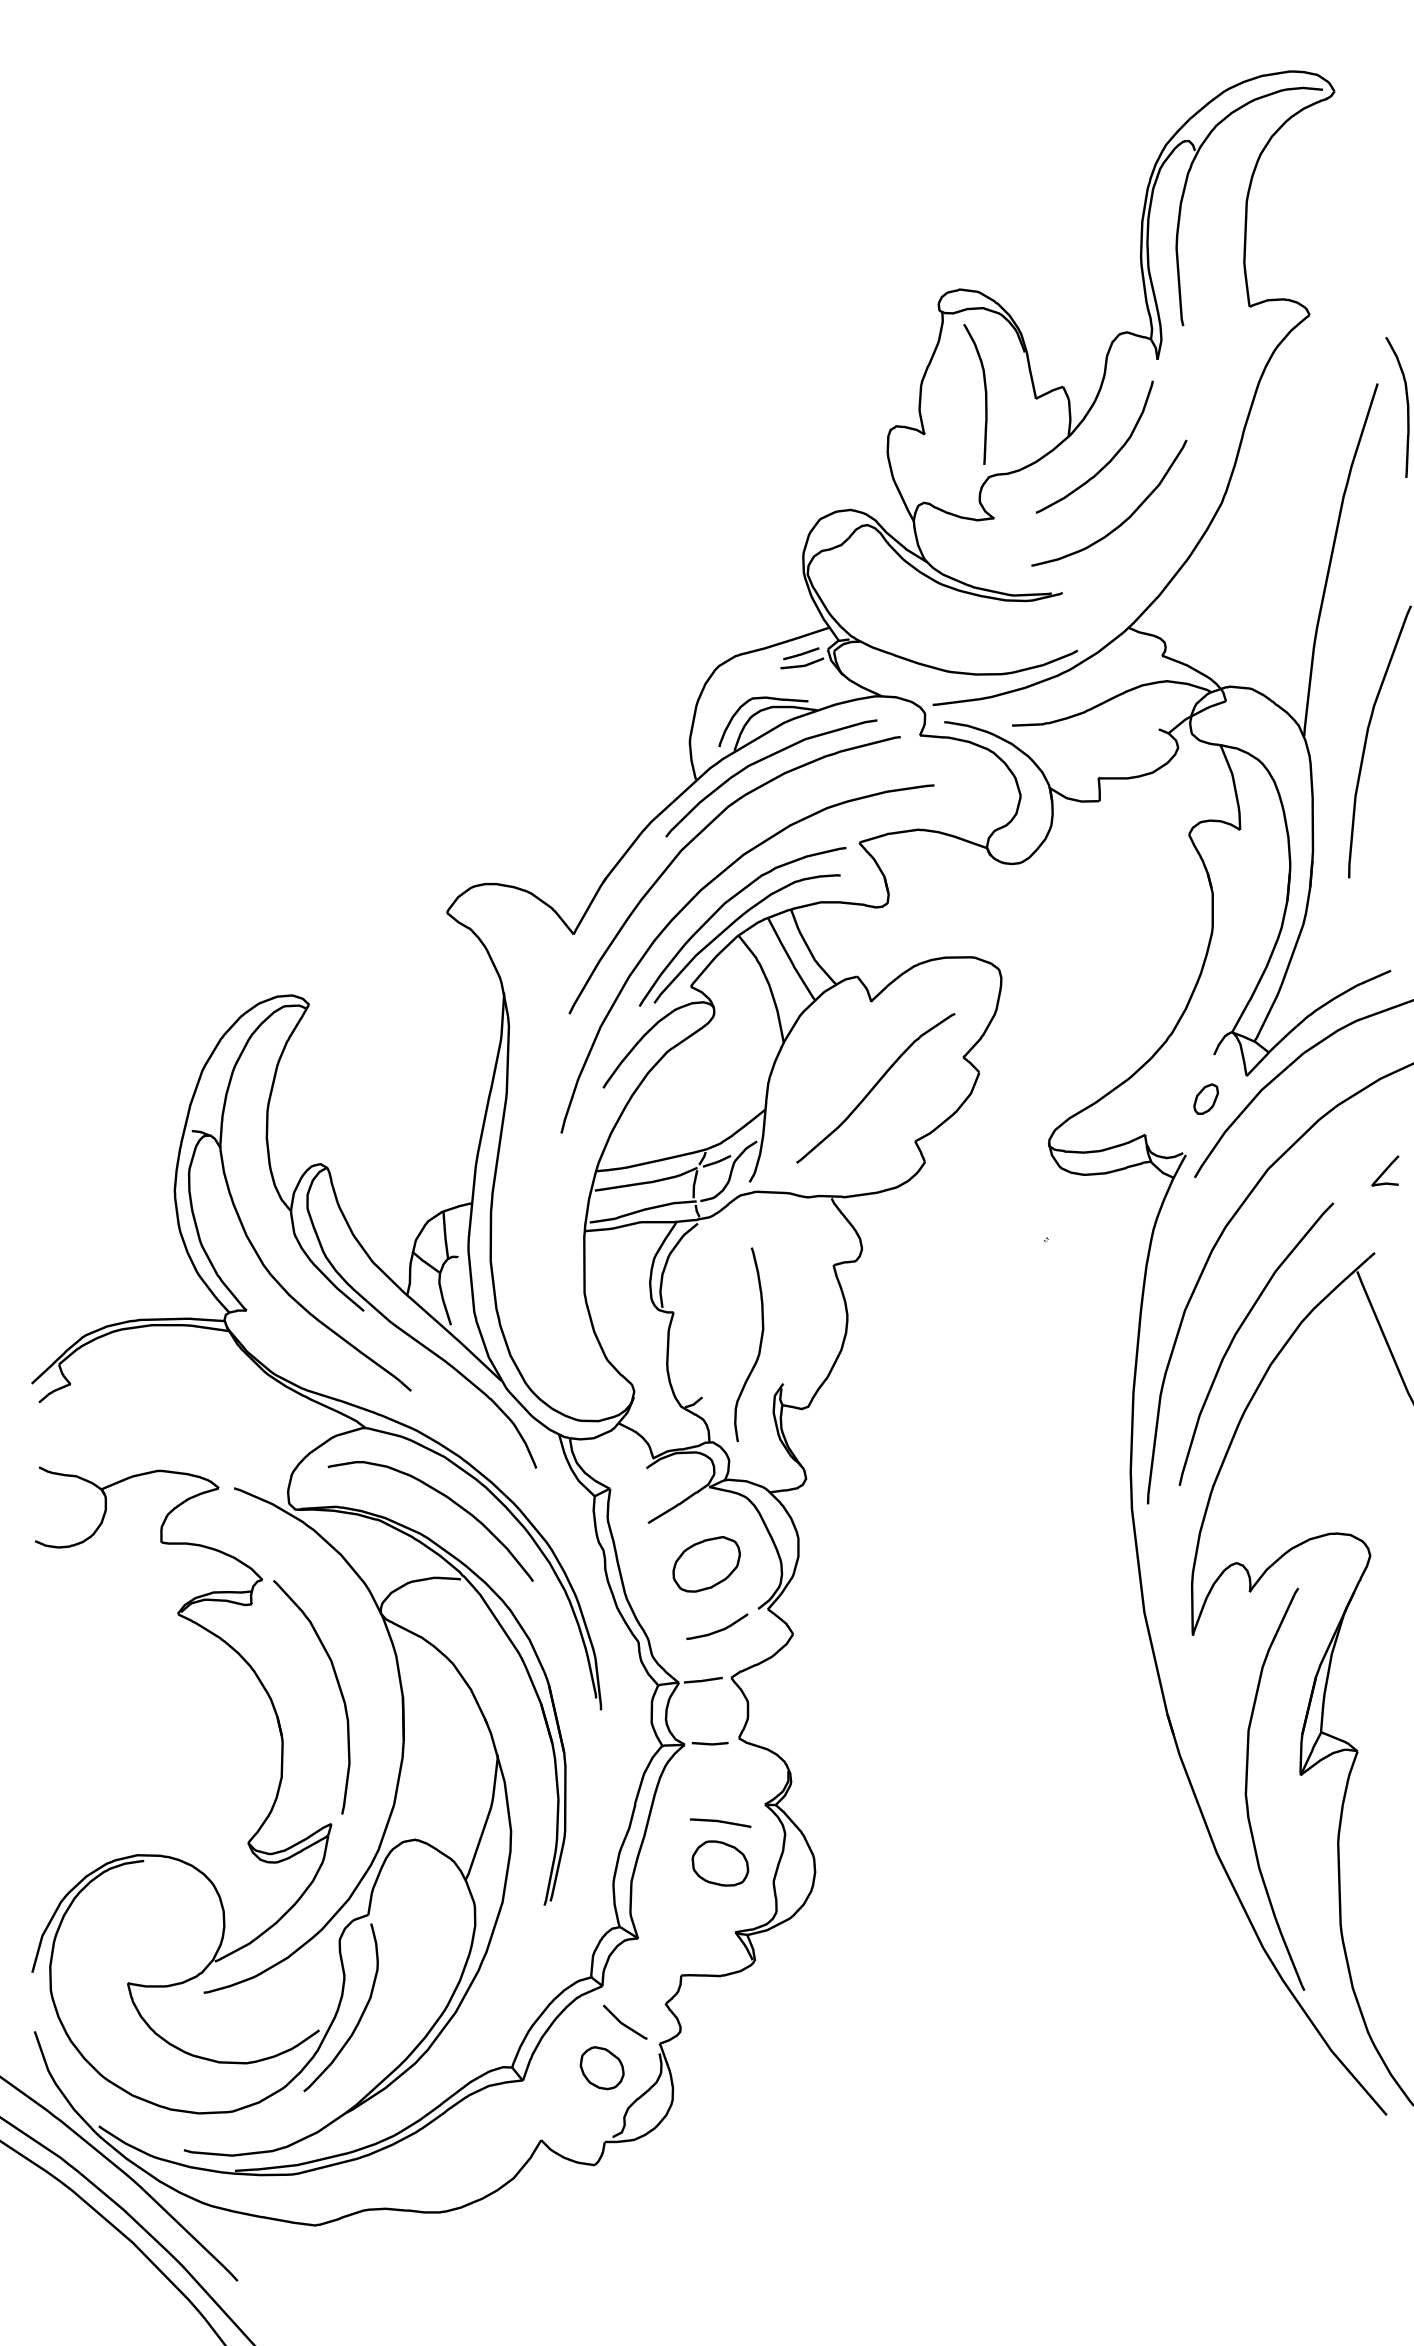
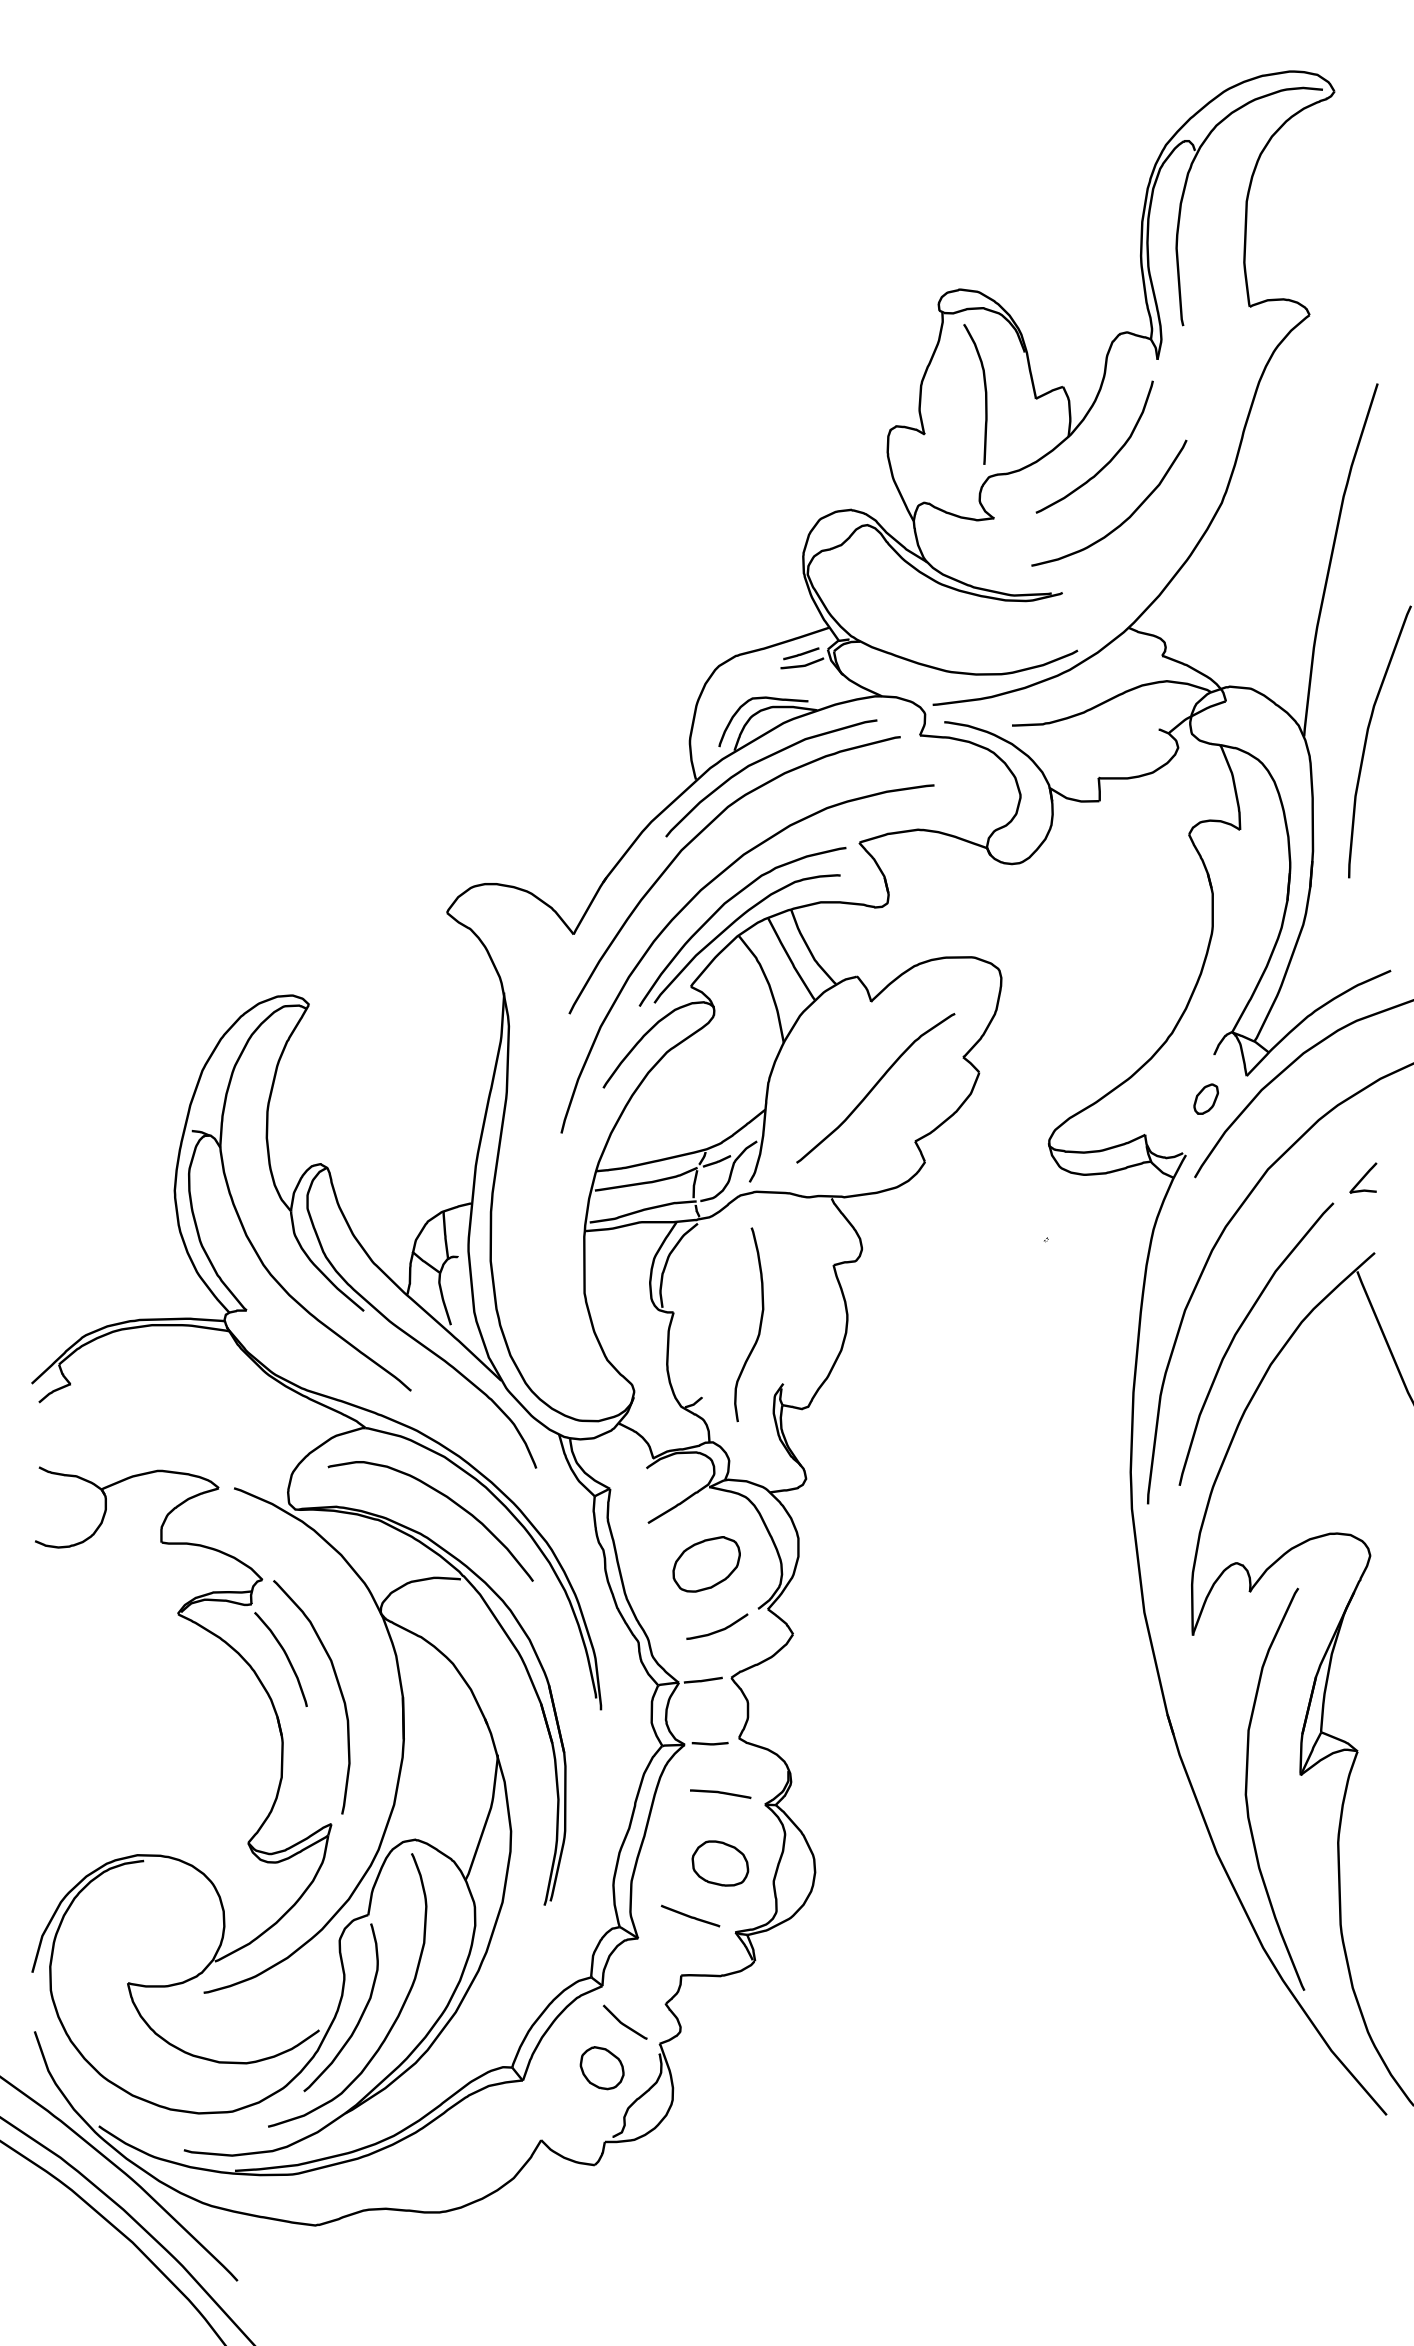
curve: present -> none (1406, 404)
part position: (1385, 1170) -> (1363, 1177) (1363, 1177)
curve position: (759, 1344) -> (759, 1324) (759, 1324)
curve: none -> present (285, 1656)
curve position: (720, 1822) -> (720, 1793) (720, 1793)
line: none -> present (690, 1915)
curve: none -> present (397, 2014)
